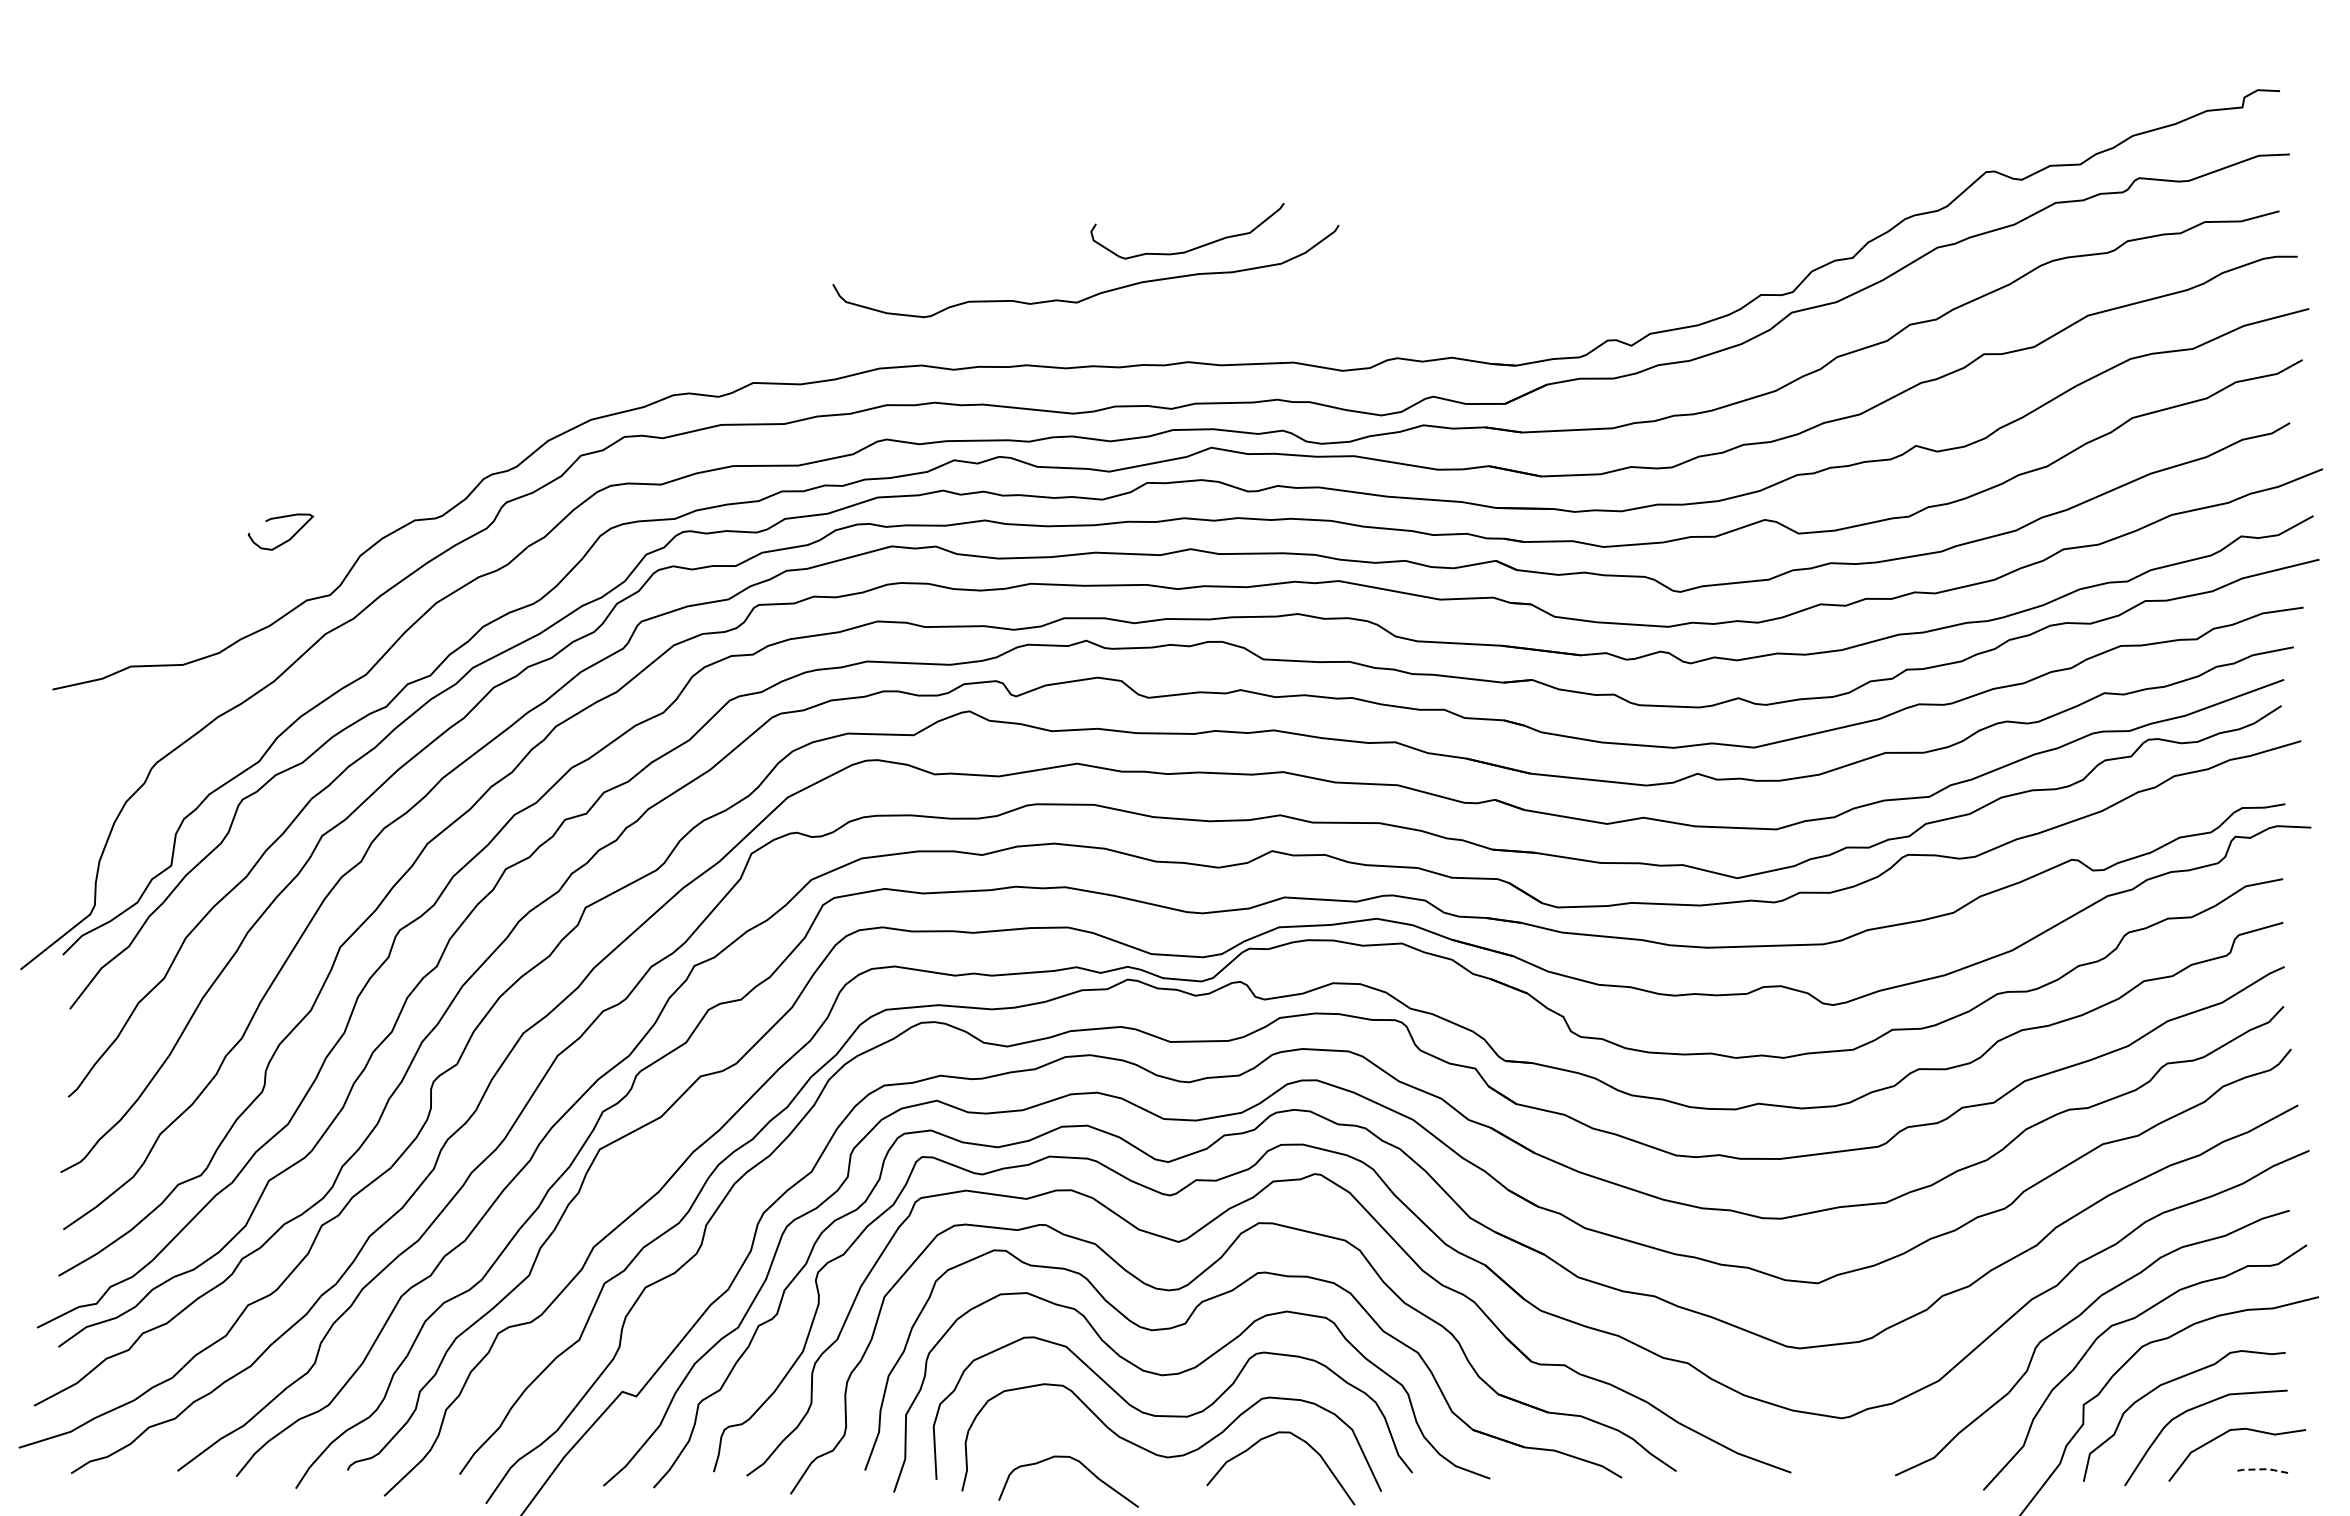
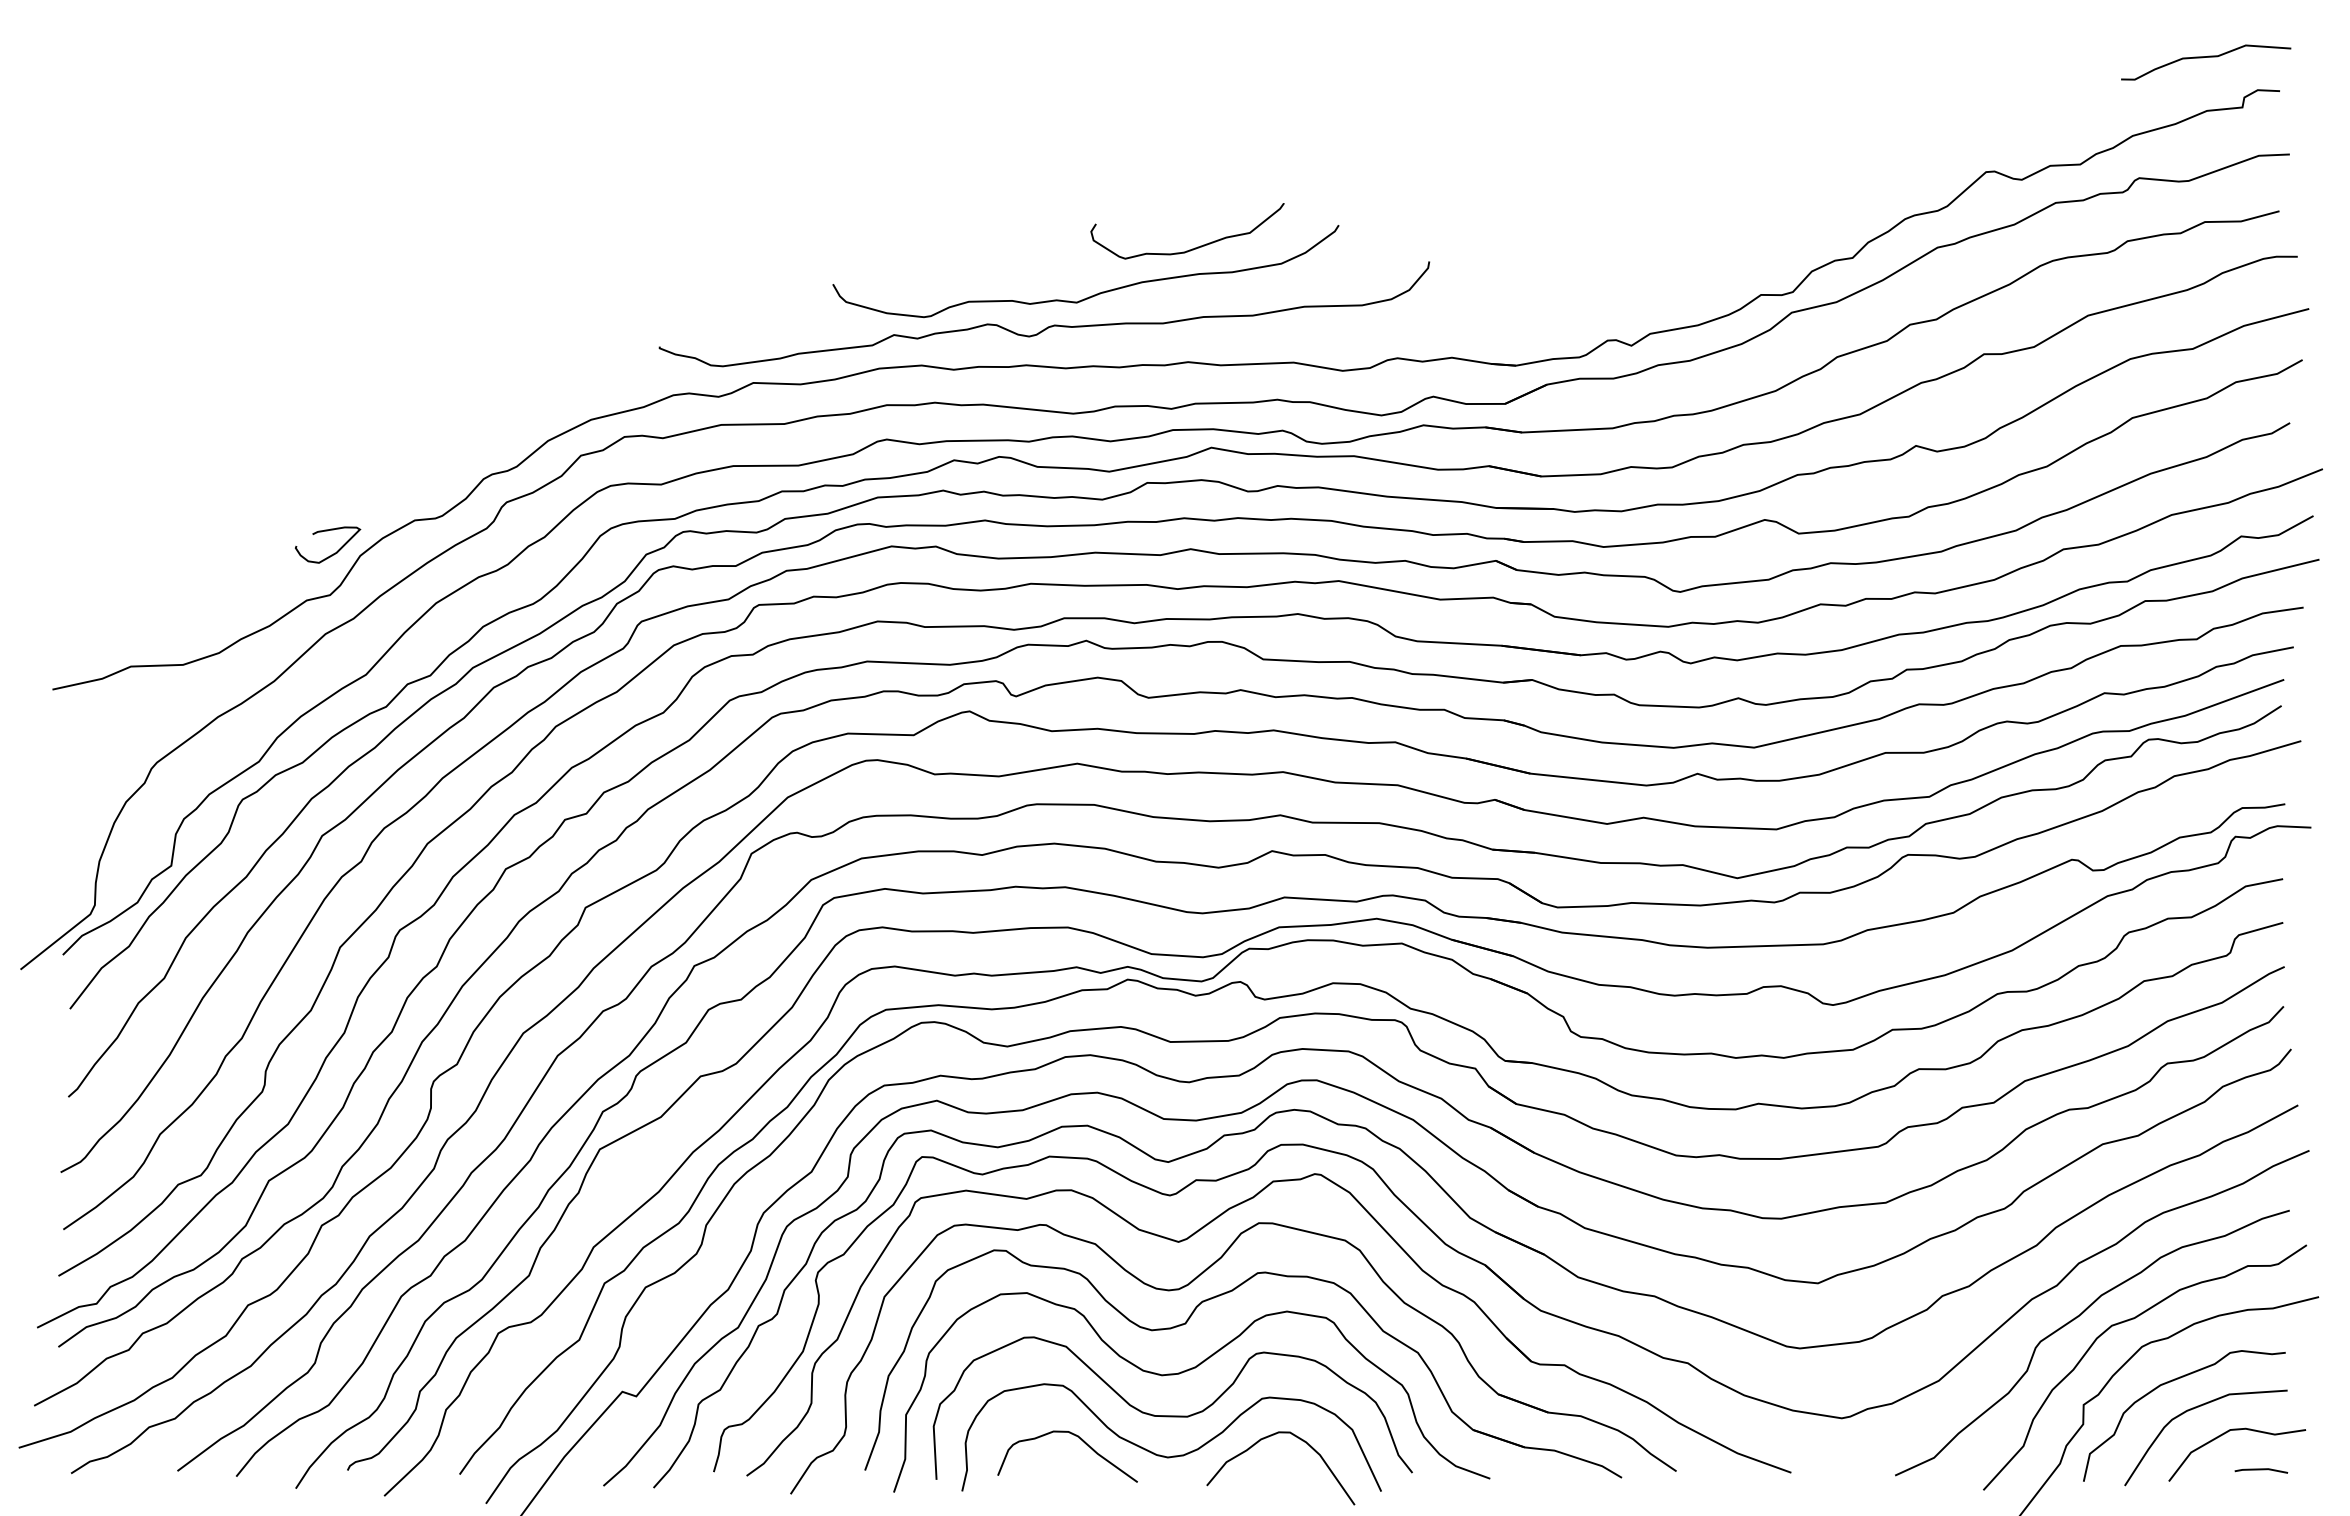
curve: none -> present (2206, 57)
curve: none -> present (1047, 326)
curve position: (286, 540) -> (333, 553) (333, 553)
curve position: (1083, 1466) -> (1082, 1441) (1082, 1441)
line: dashed -> solid (2261, 1469)
